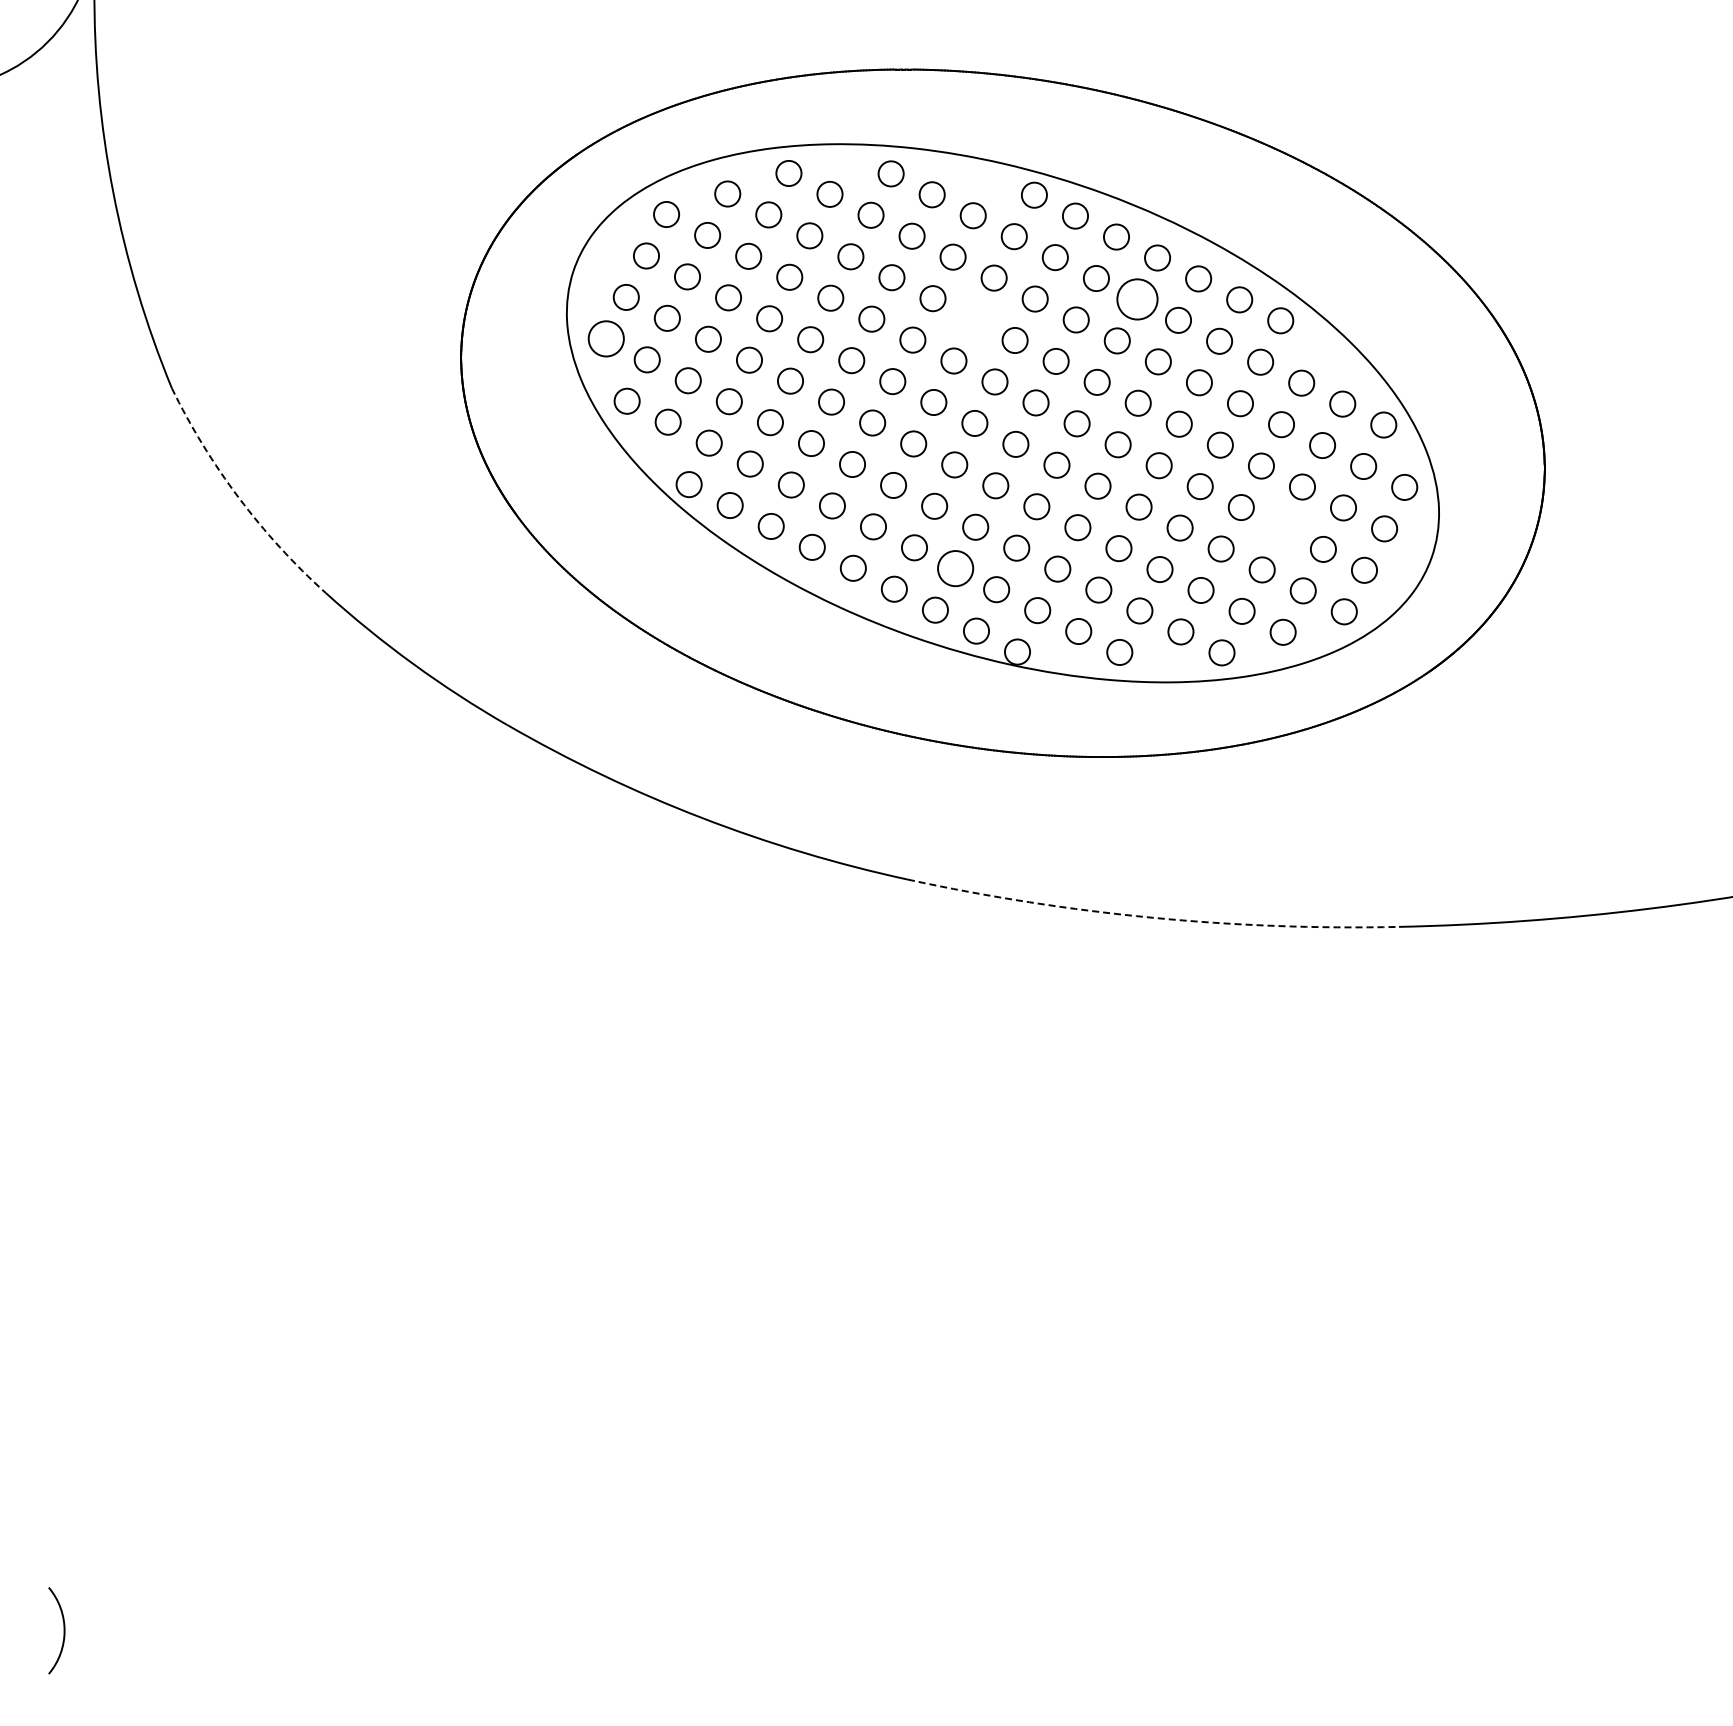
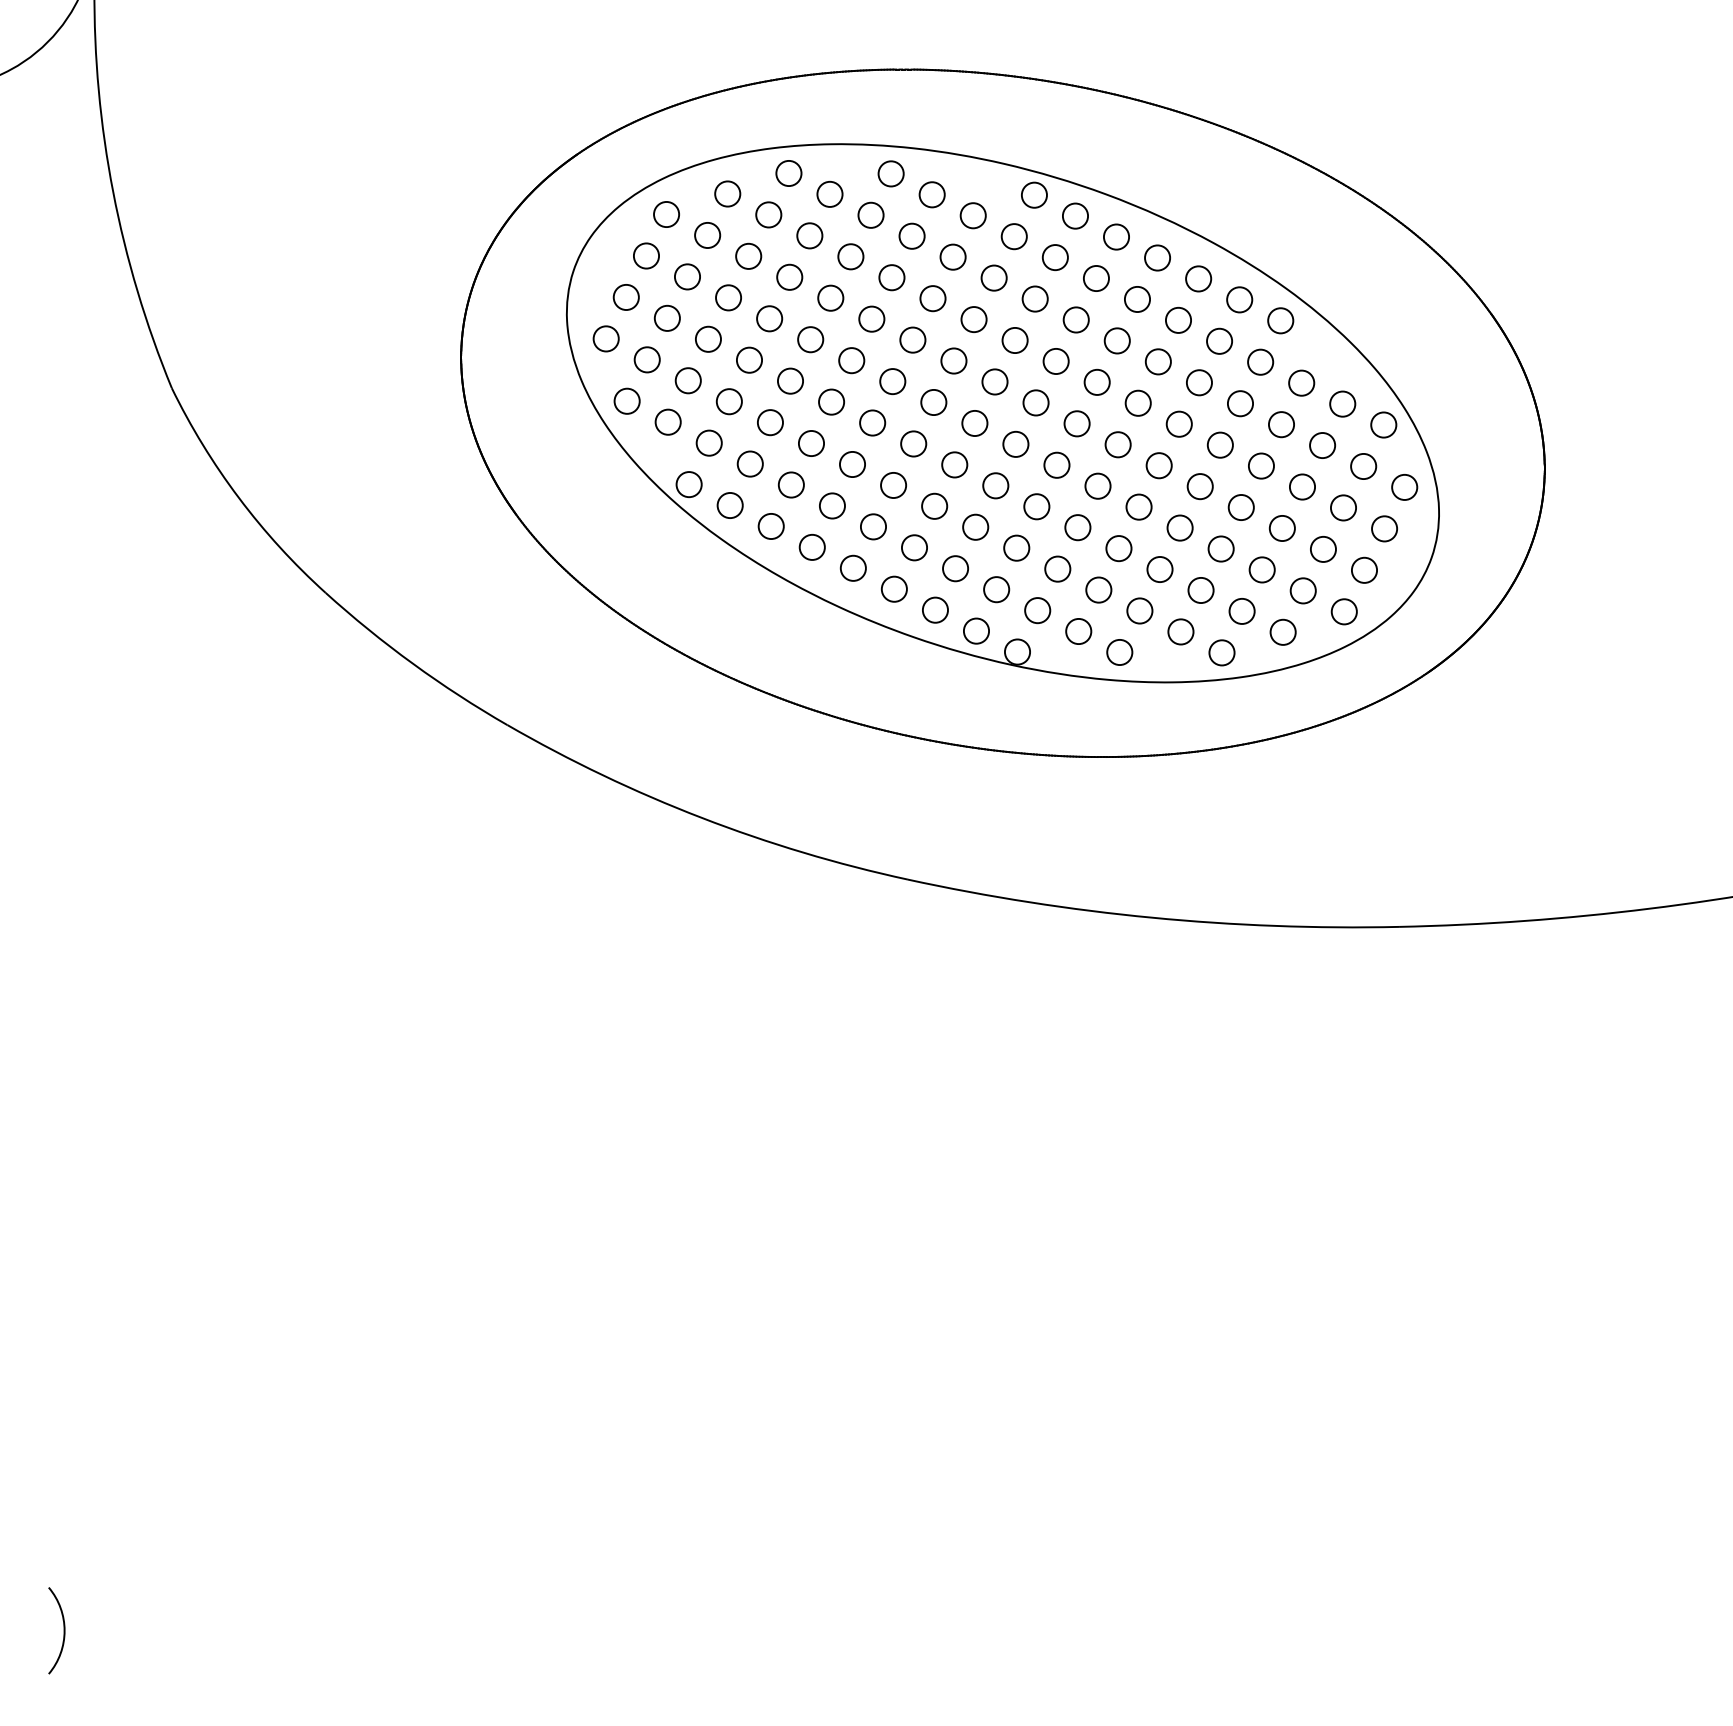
circle diameter: 40 px -> 25 px (1137, 299)
circle: none -> present (973, 319)
circle size: 38x38 px -> 28x28 px (605, 338)
arc: dashed -> solid (238, 497)
circle: none -> present (1281, 528)
circle size: 38x38 px -> 27x28 px (955, 568)
arc: dashed -> solid (1152, 917)
